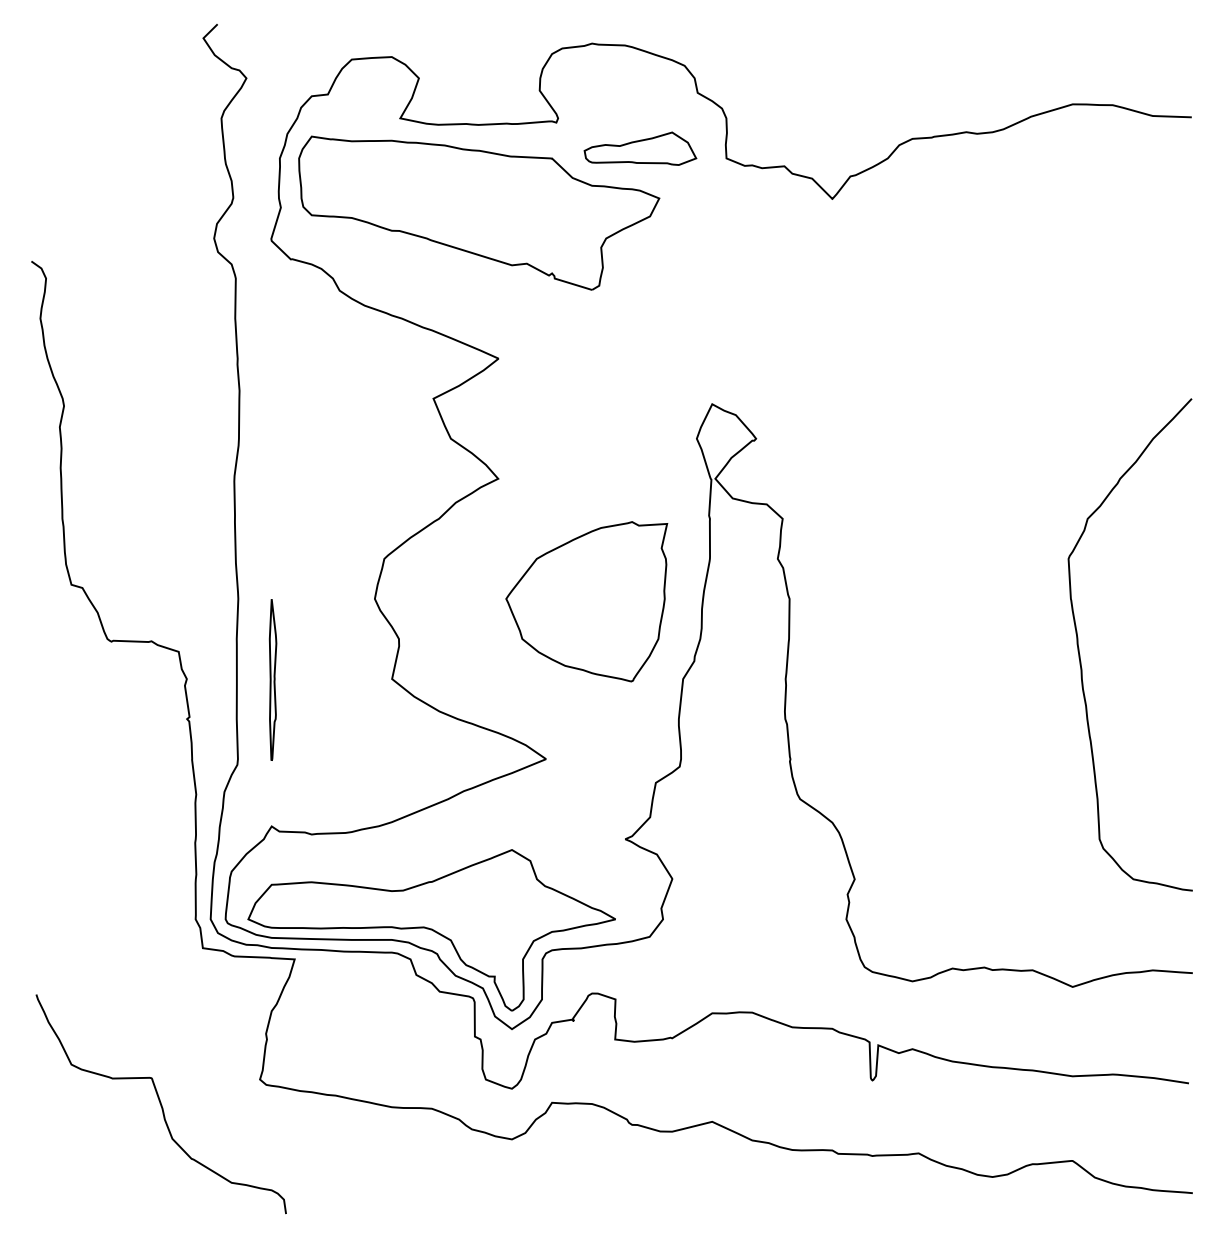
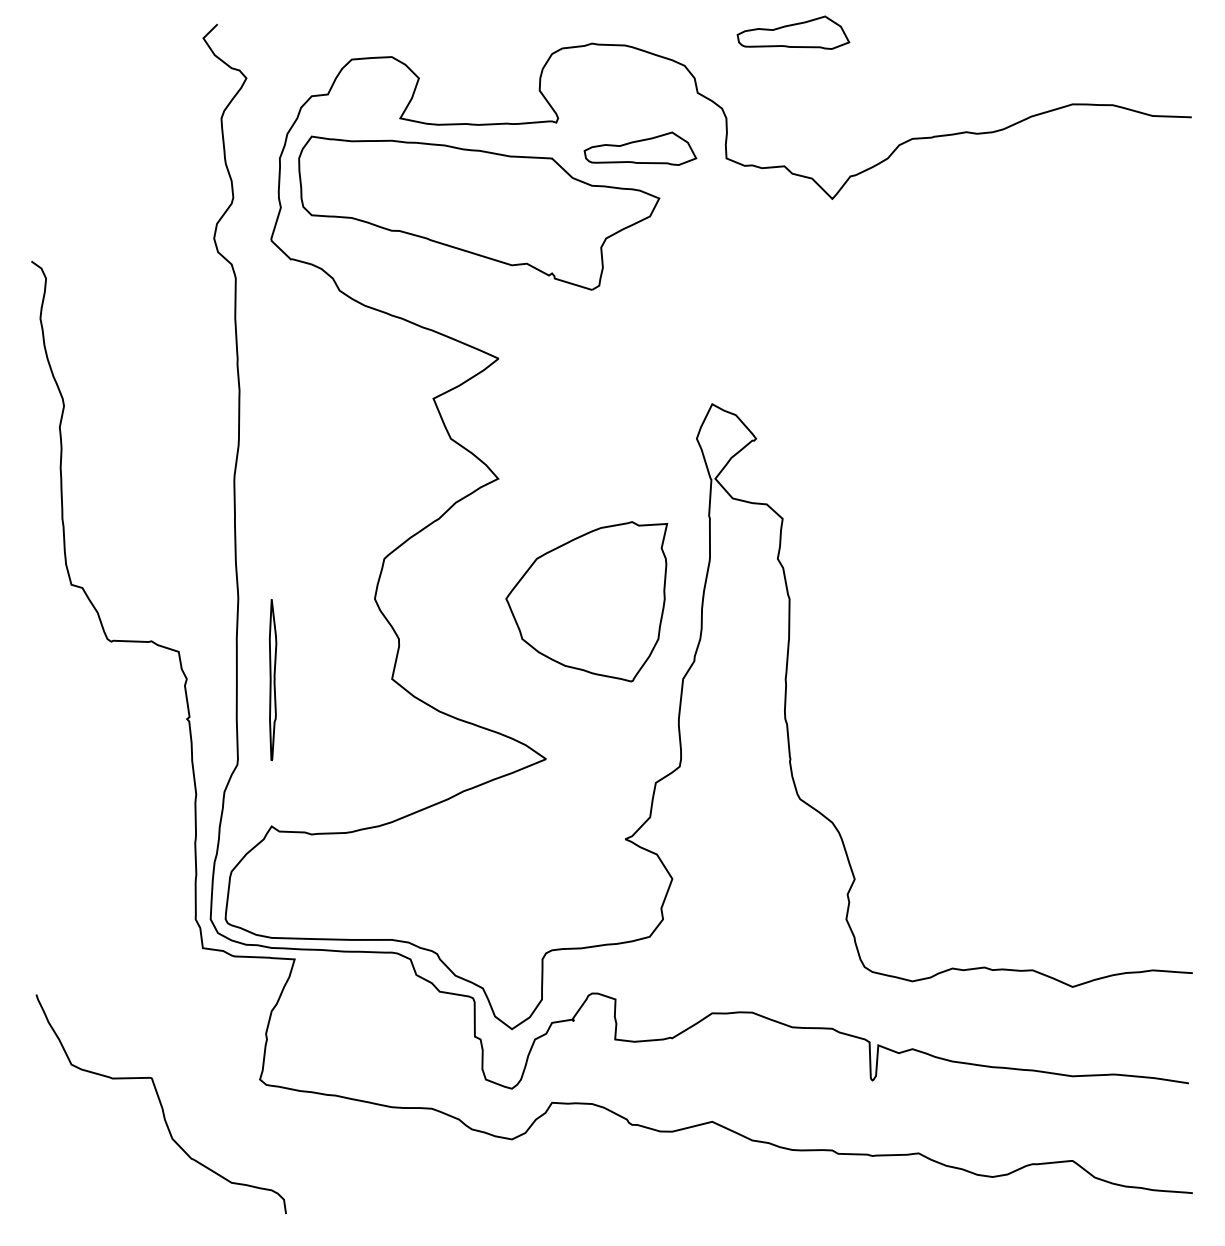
part: none -> present (793, 32)
curve: present -> none (1080, 654)
part: present -> none (431, 930)
